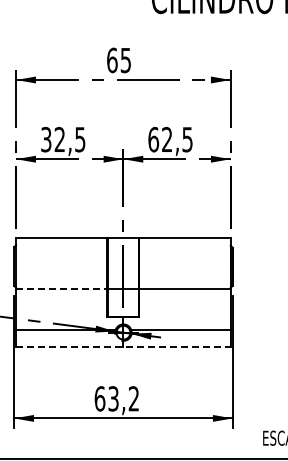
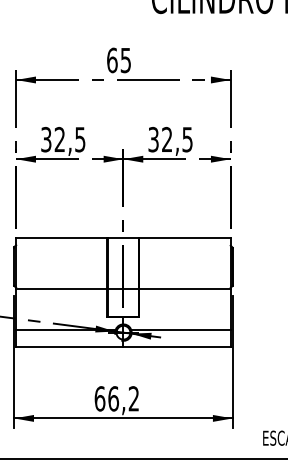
text: 62,5 -> 32,5 (153, 139)
line: dashed -> solid (61, 289)
line: dashed -> solid (123, 346)
text: 63,2 -> 66,2 (113, 398)
